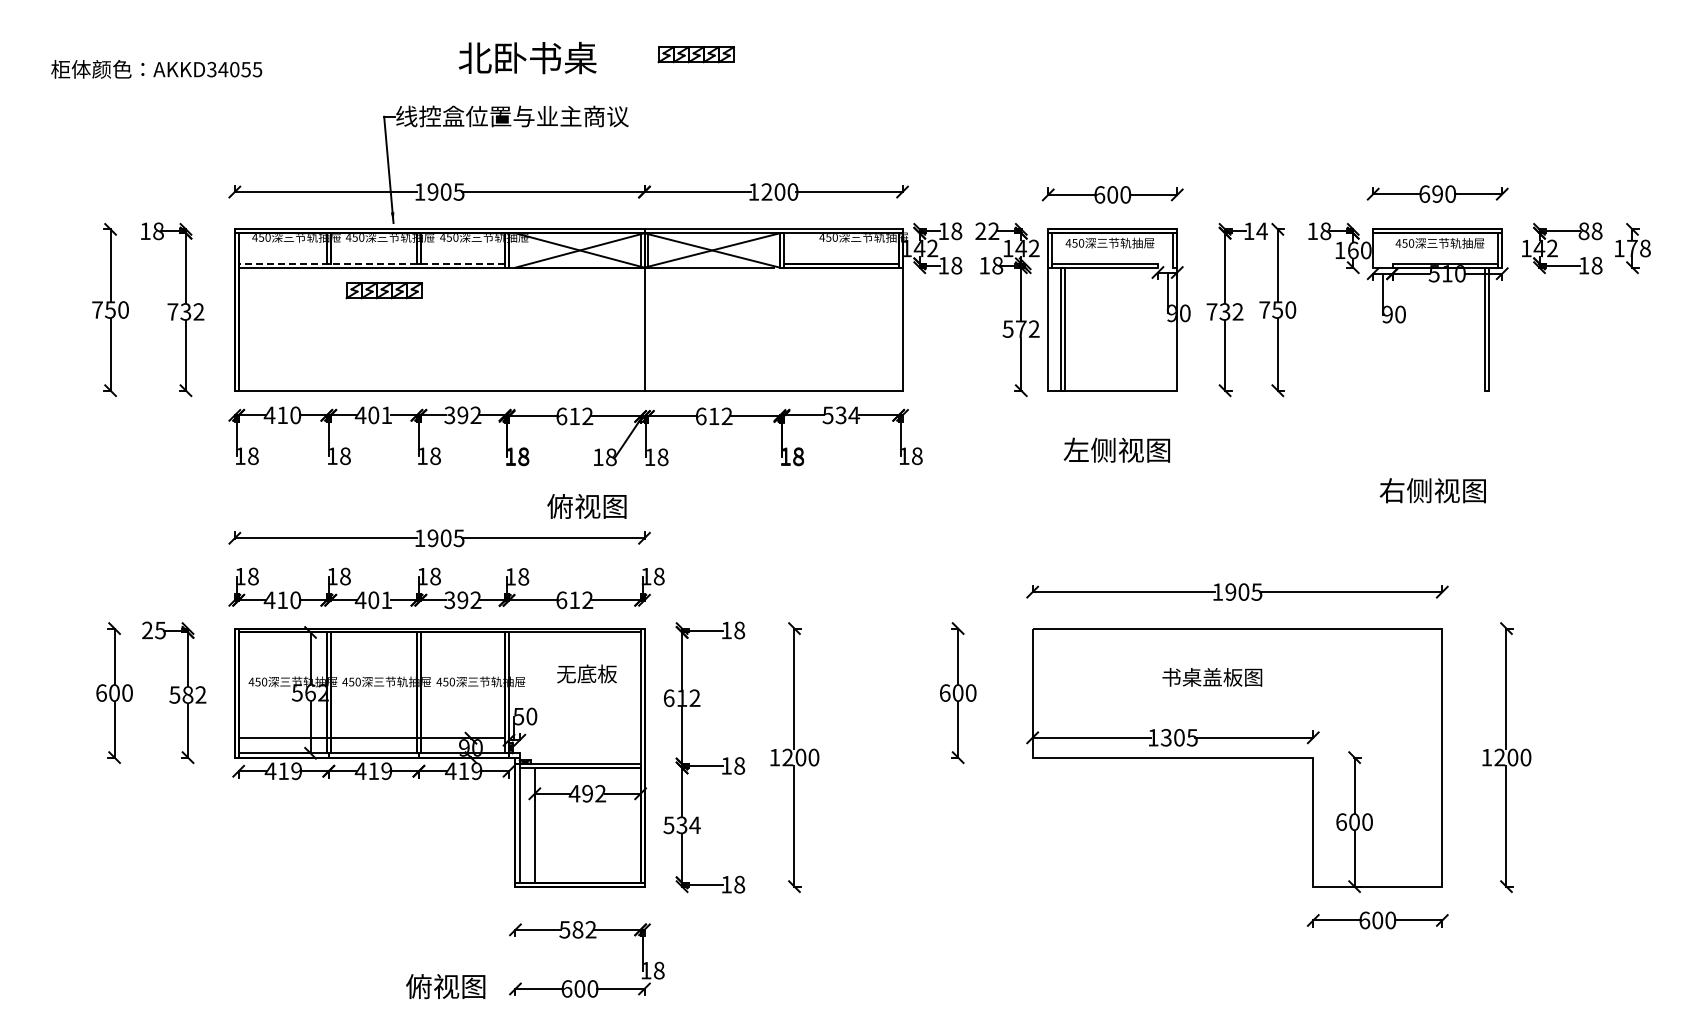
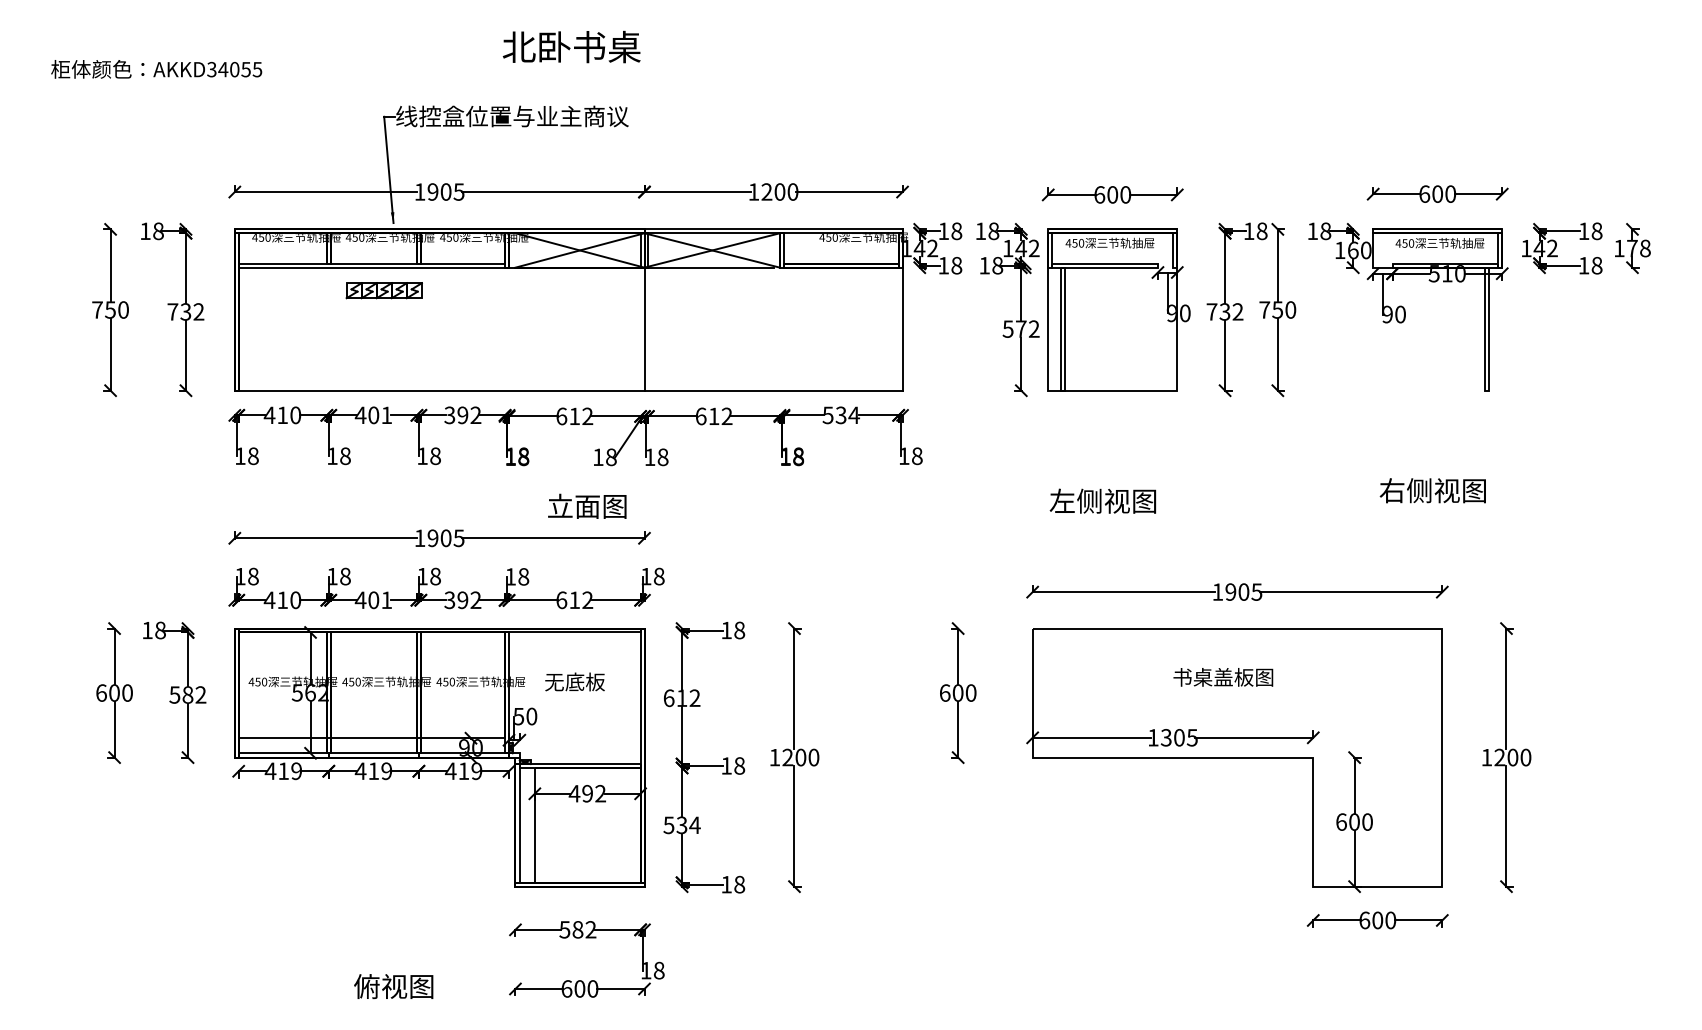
part: present -> none (695, 54)
text position: (527, 57) -> (571, 46) (571, 46)
text: 690 -> 600 (1437, 193)
text: 22 -> 18 (987, 231)
text: 14 -> 18 (1261, 231)
text: 88 -> 18 (1583, 231)
line: dashed -> solid (371, 263)
text position: (1116, 449) -> (1102, 500) (1102, 500)
text: 俯视图 -> 立面图 (573, 505)
text: 25 -> 18 (153, 630)
text position: (586, 673) -> (574, 681) (574, 681)
text position: (1212, 677) -> (1223, 677) (1223, 677)
text position: (445, 986) -> (393, 986) (393, 986)
